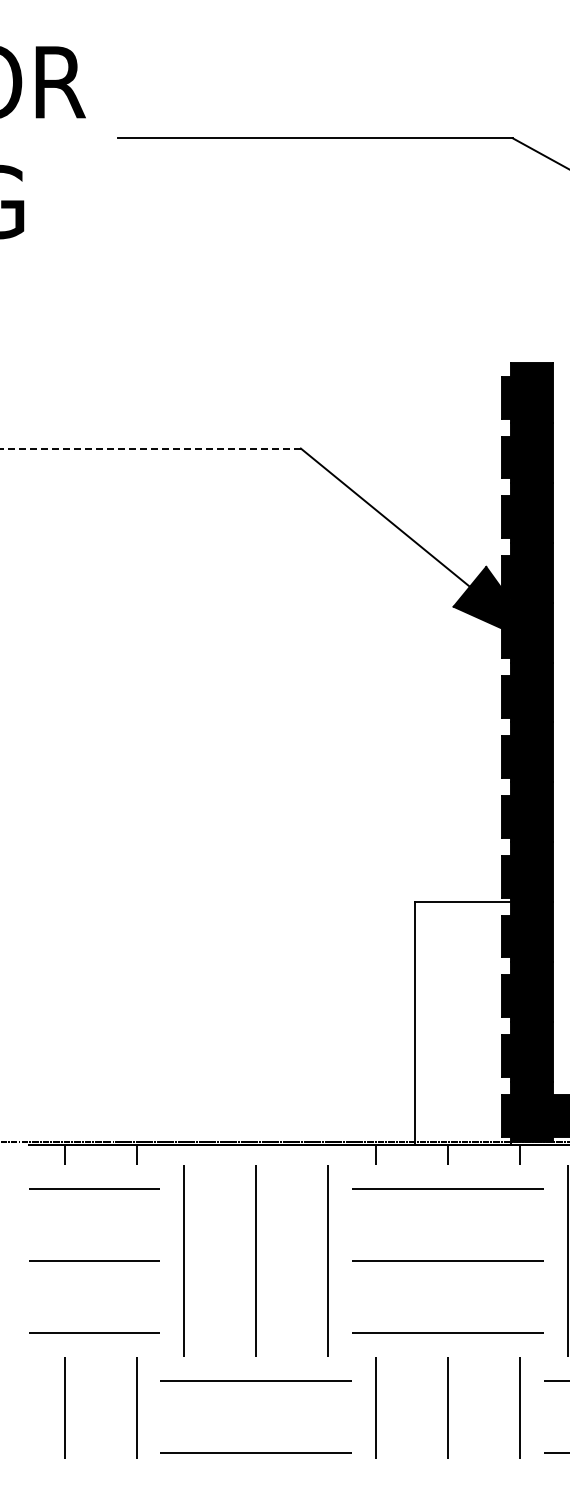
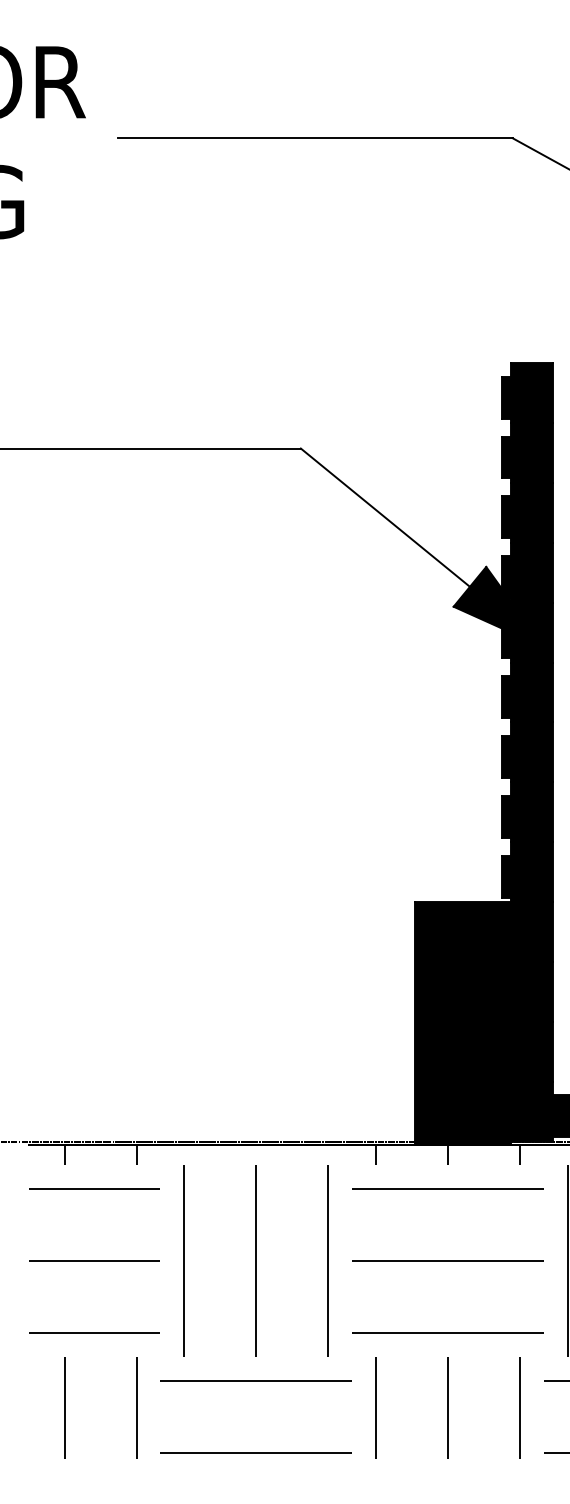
line: dashed -> solid (150, 448)
fill: none -> present (463, 1023)
